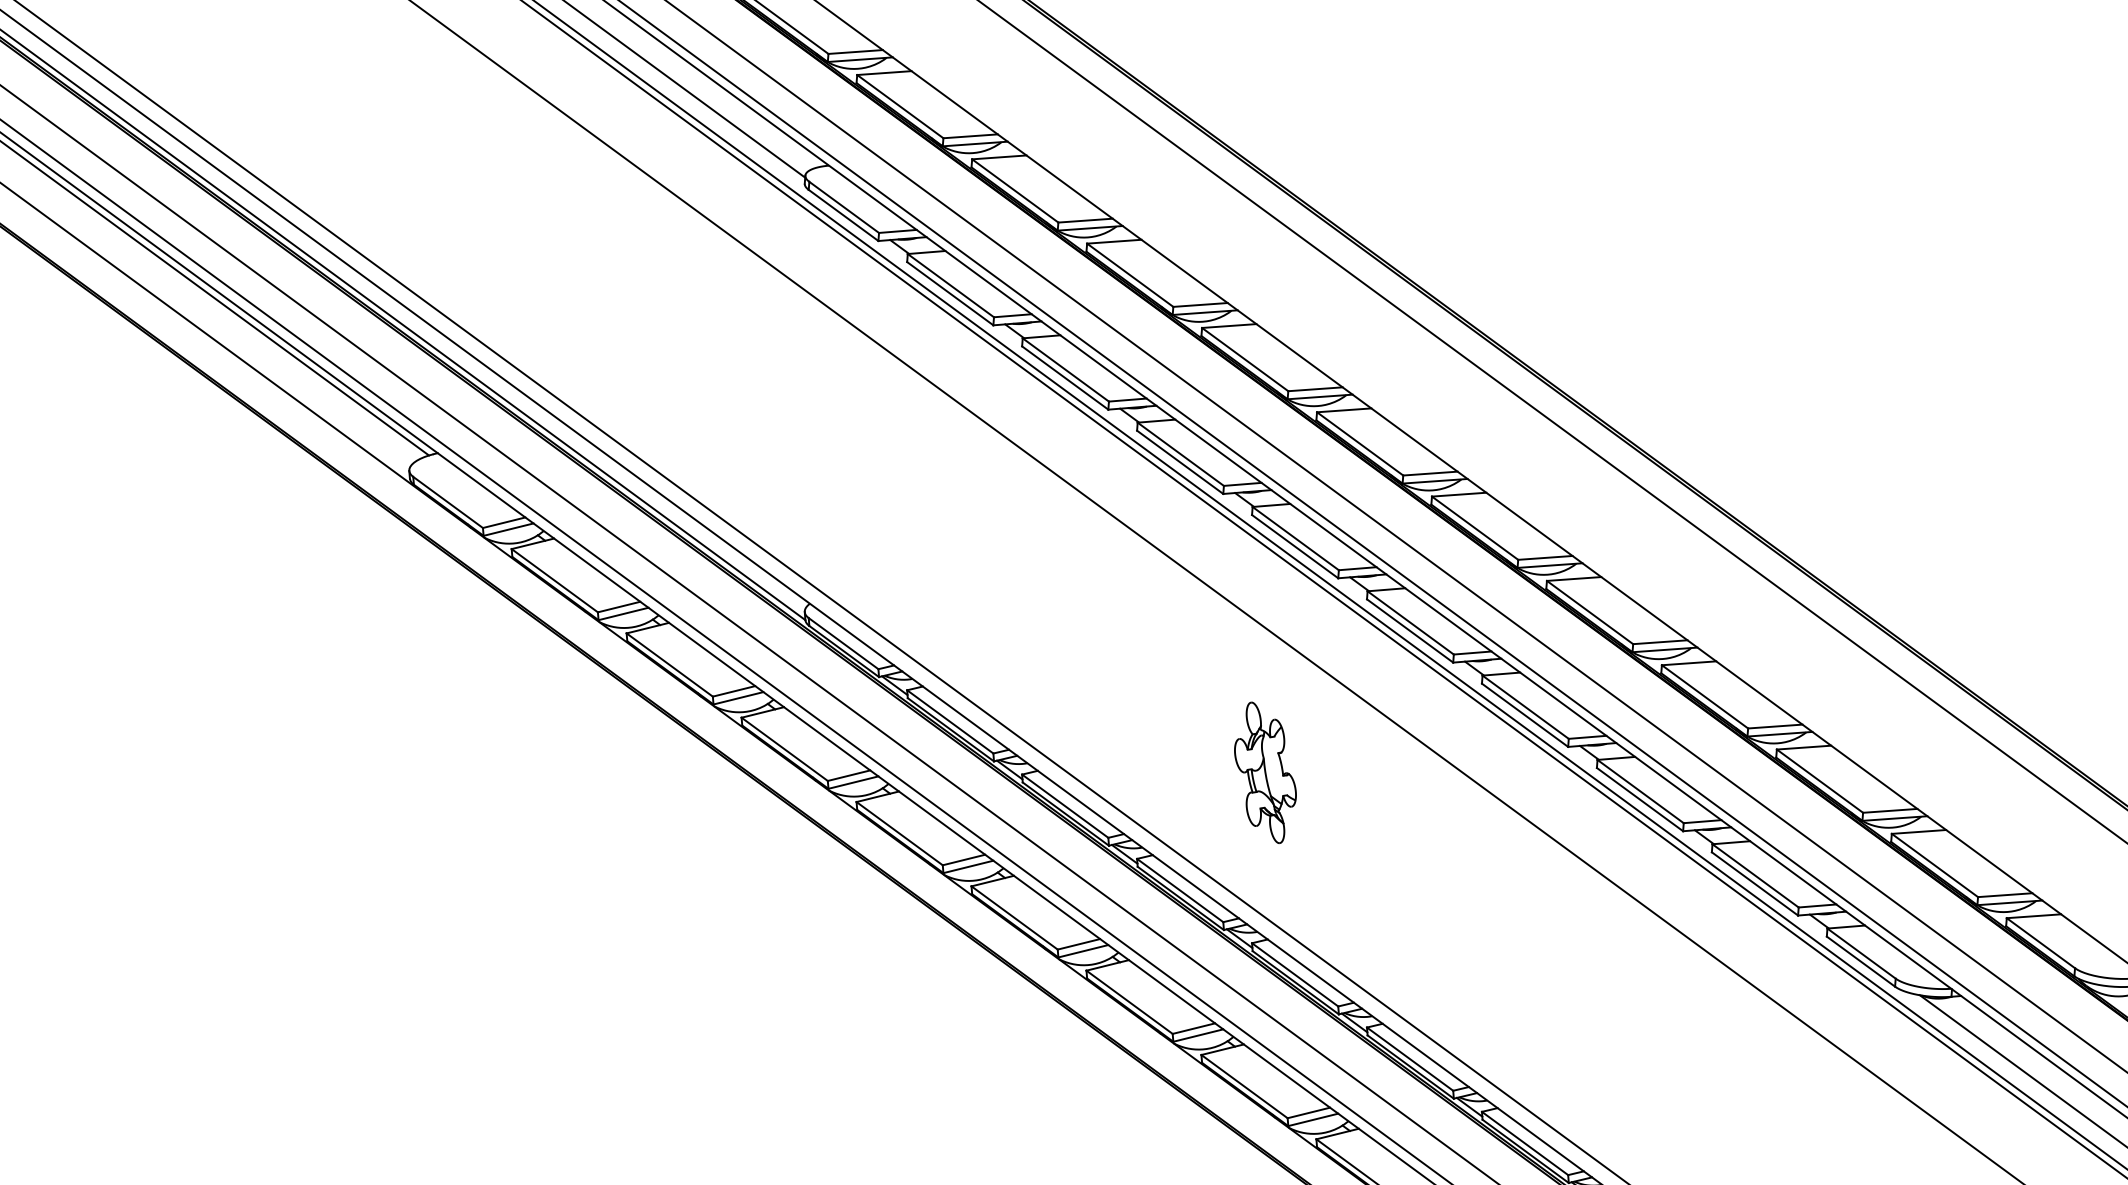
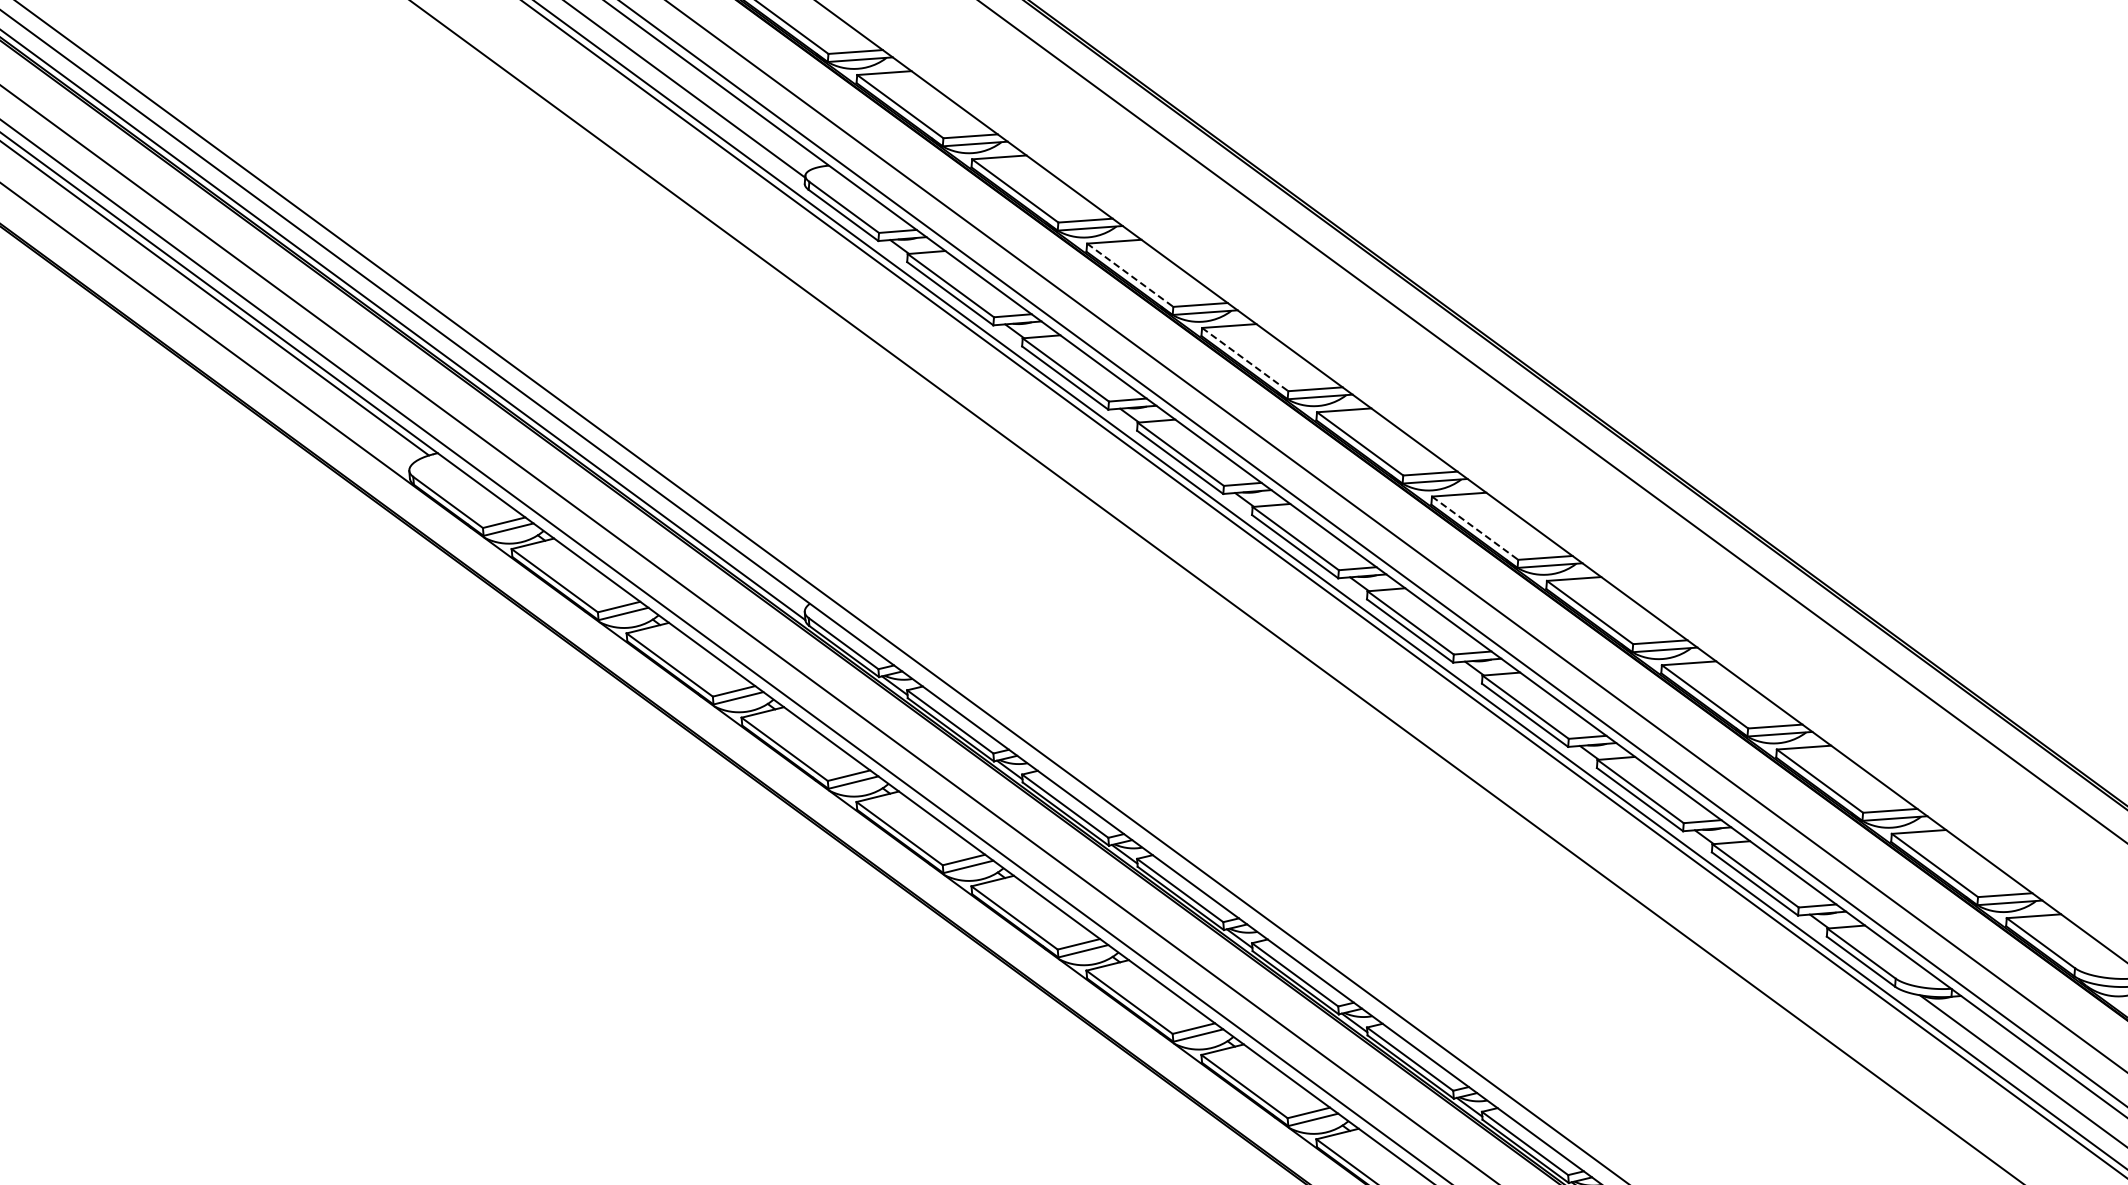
line: solid -> dashed (1130, 275)
line: solid -> dashed (1245, 359)
line: solid -> dashed (1475, 528)
part: present -> none (1265, 772)
